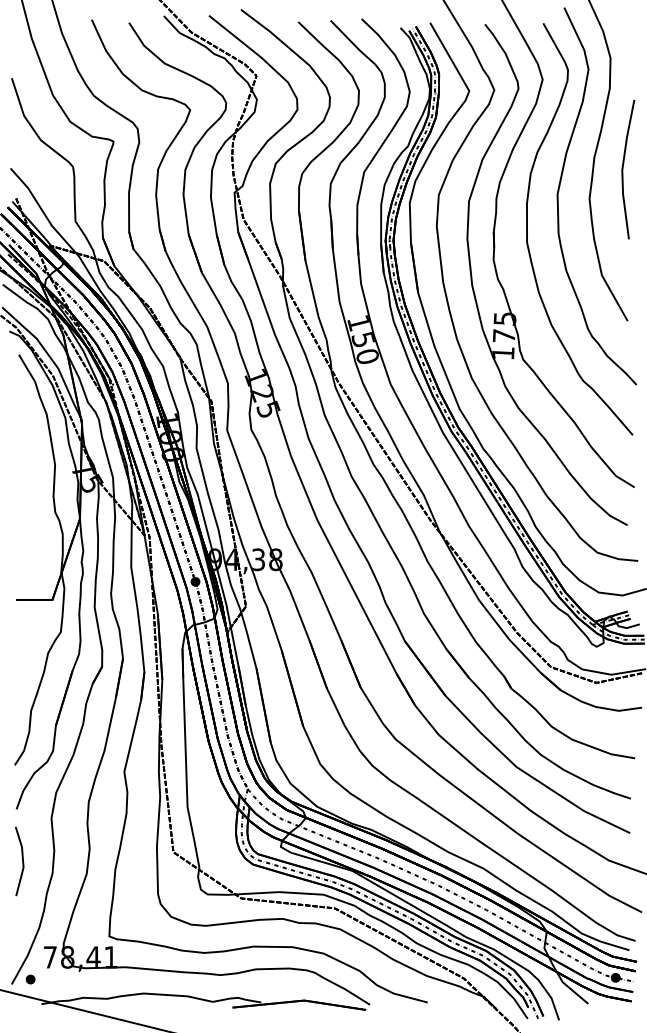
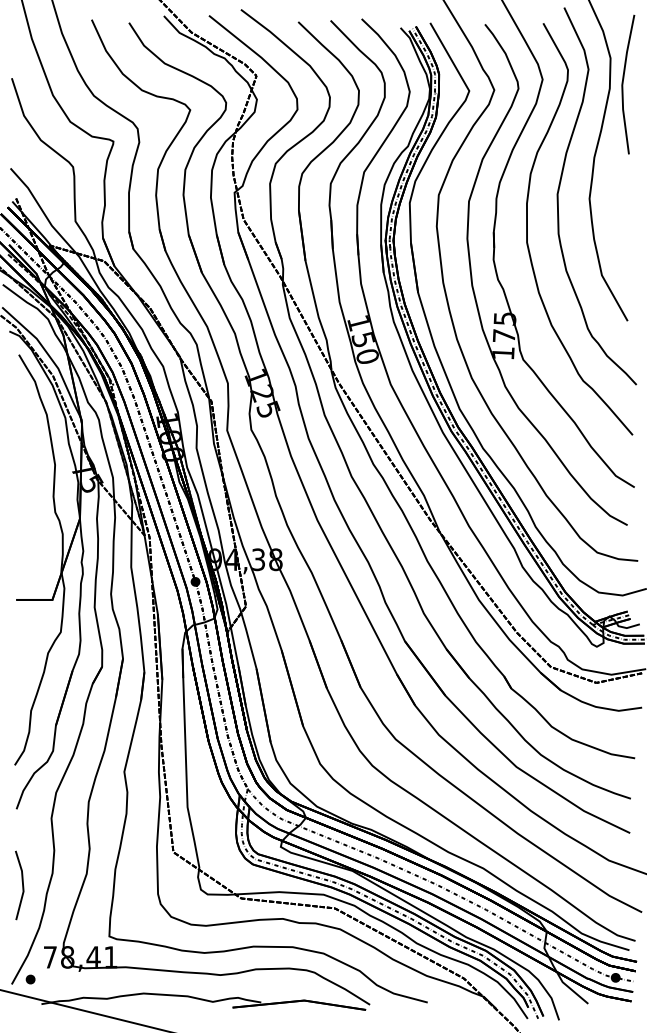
line position: (623, 169) -> (623, 84) (623, 84)
line position: (22, 861) -> (22, 885) (22, 885)
